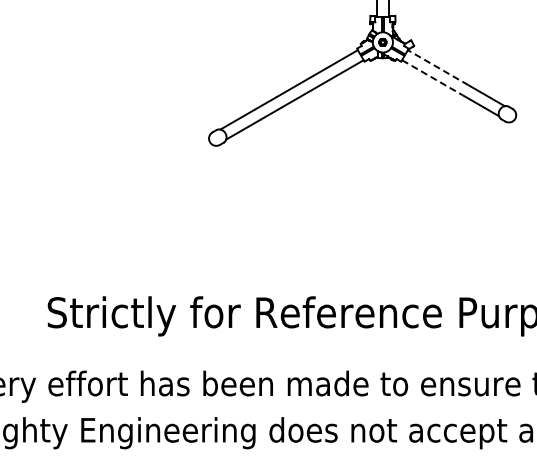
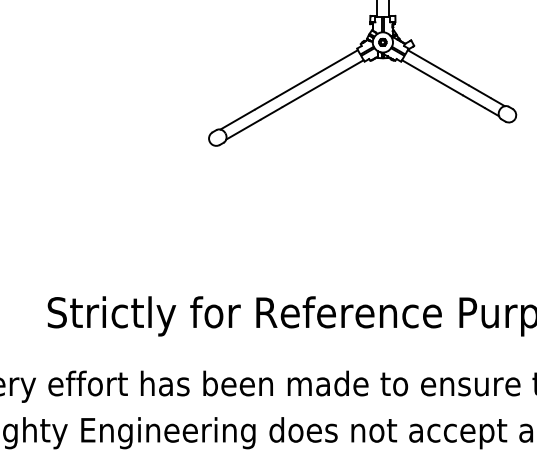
line: dashed -> solid (438, 67)
line: dashed -> solid (432, 77)
